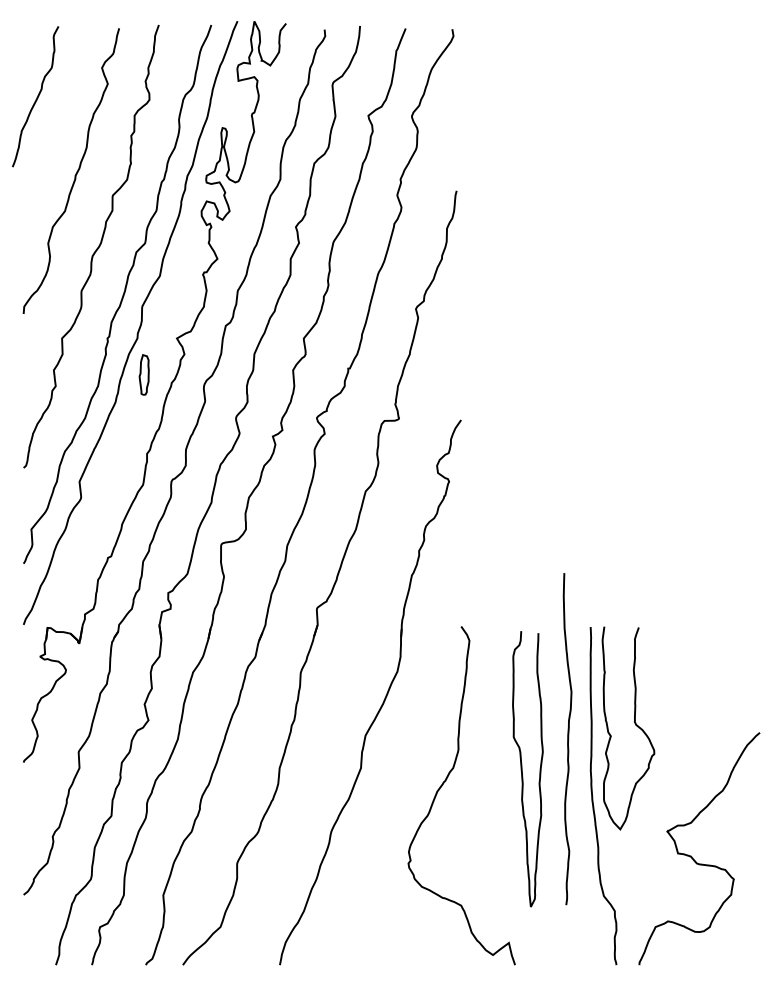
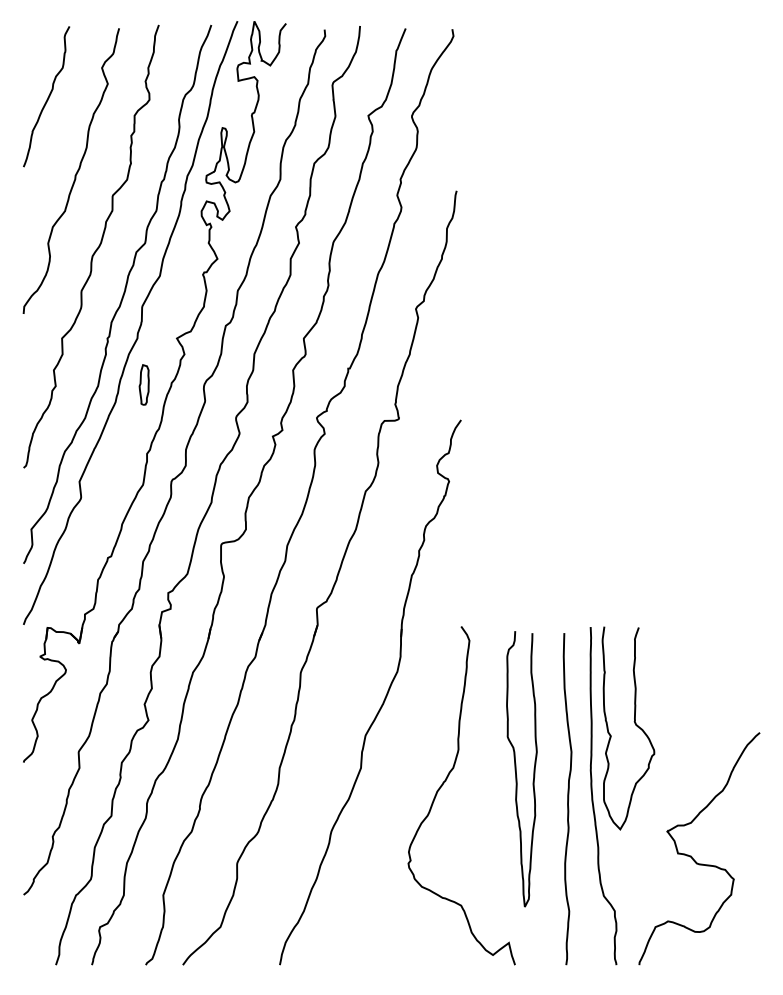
curve position: (36, 97) -> (47, 97) (47, 97)
part position: (143, 374) -> (143, 384) (143, 384)
curve position: (567, 739) -> (567, 799) (567, 799)
curve position: (522, 769) -> (516, 769) (516, 769)
